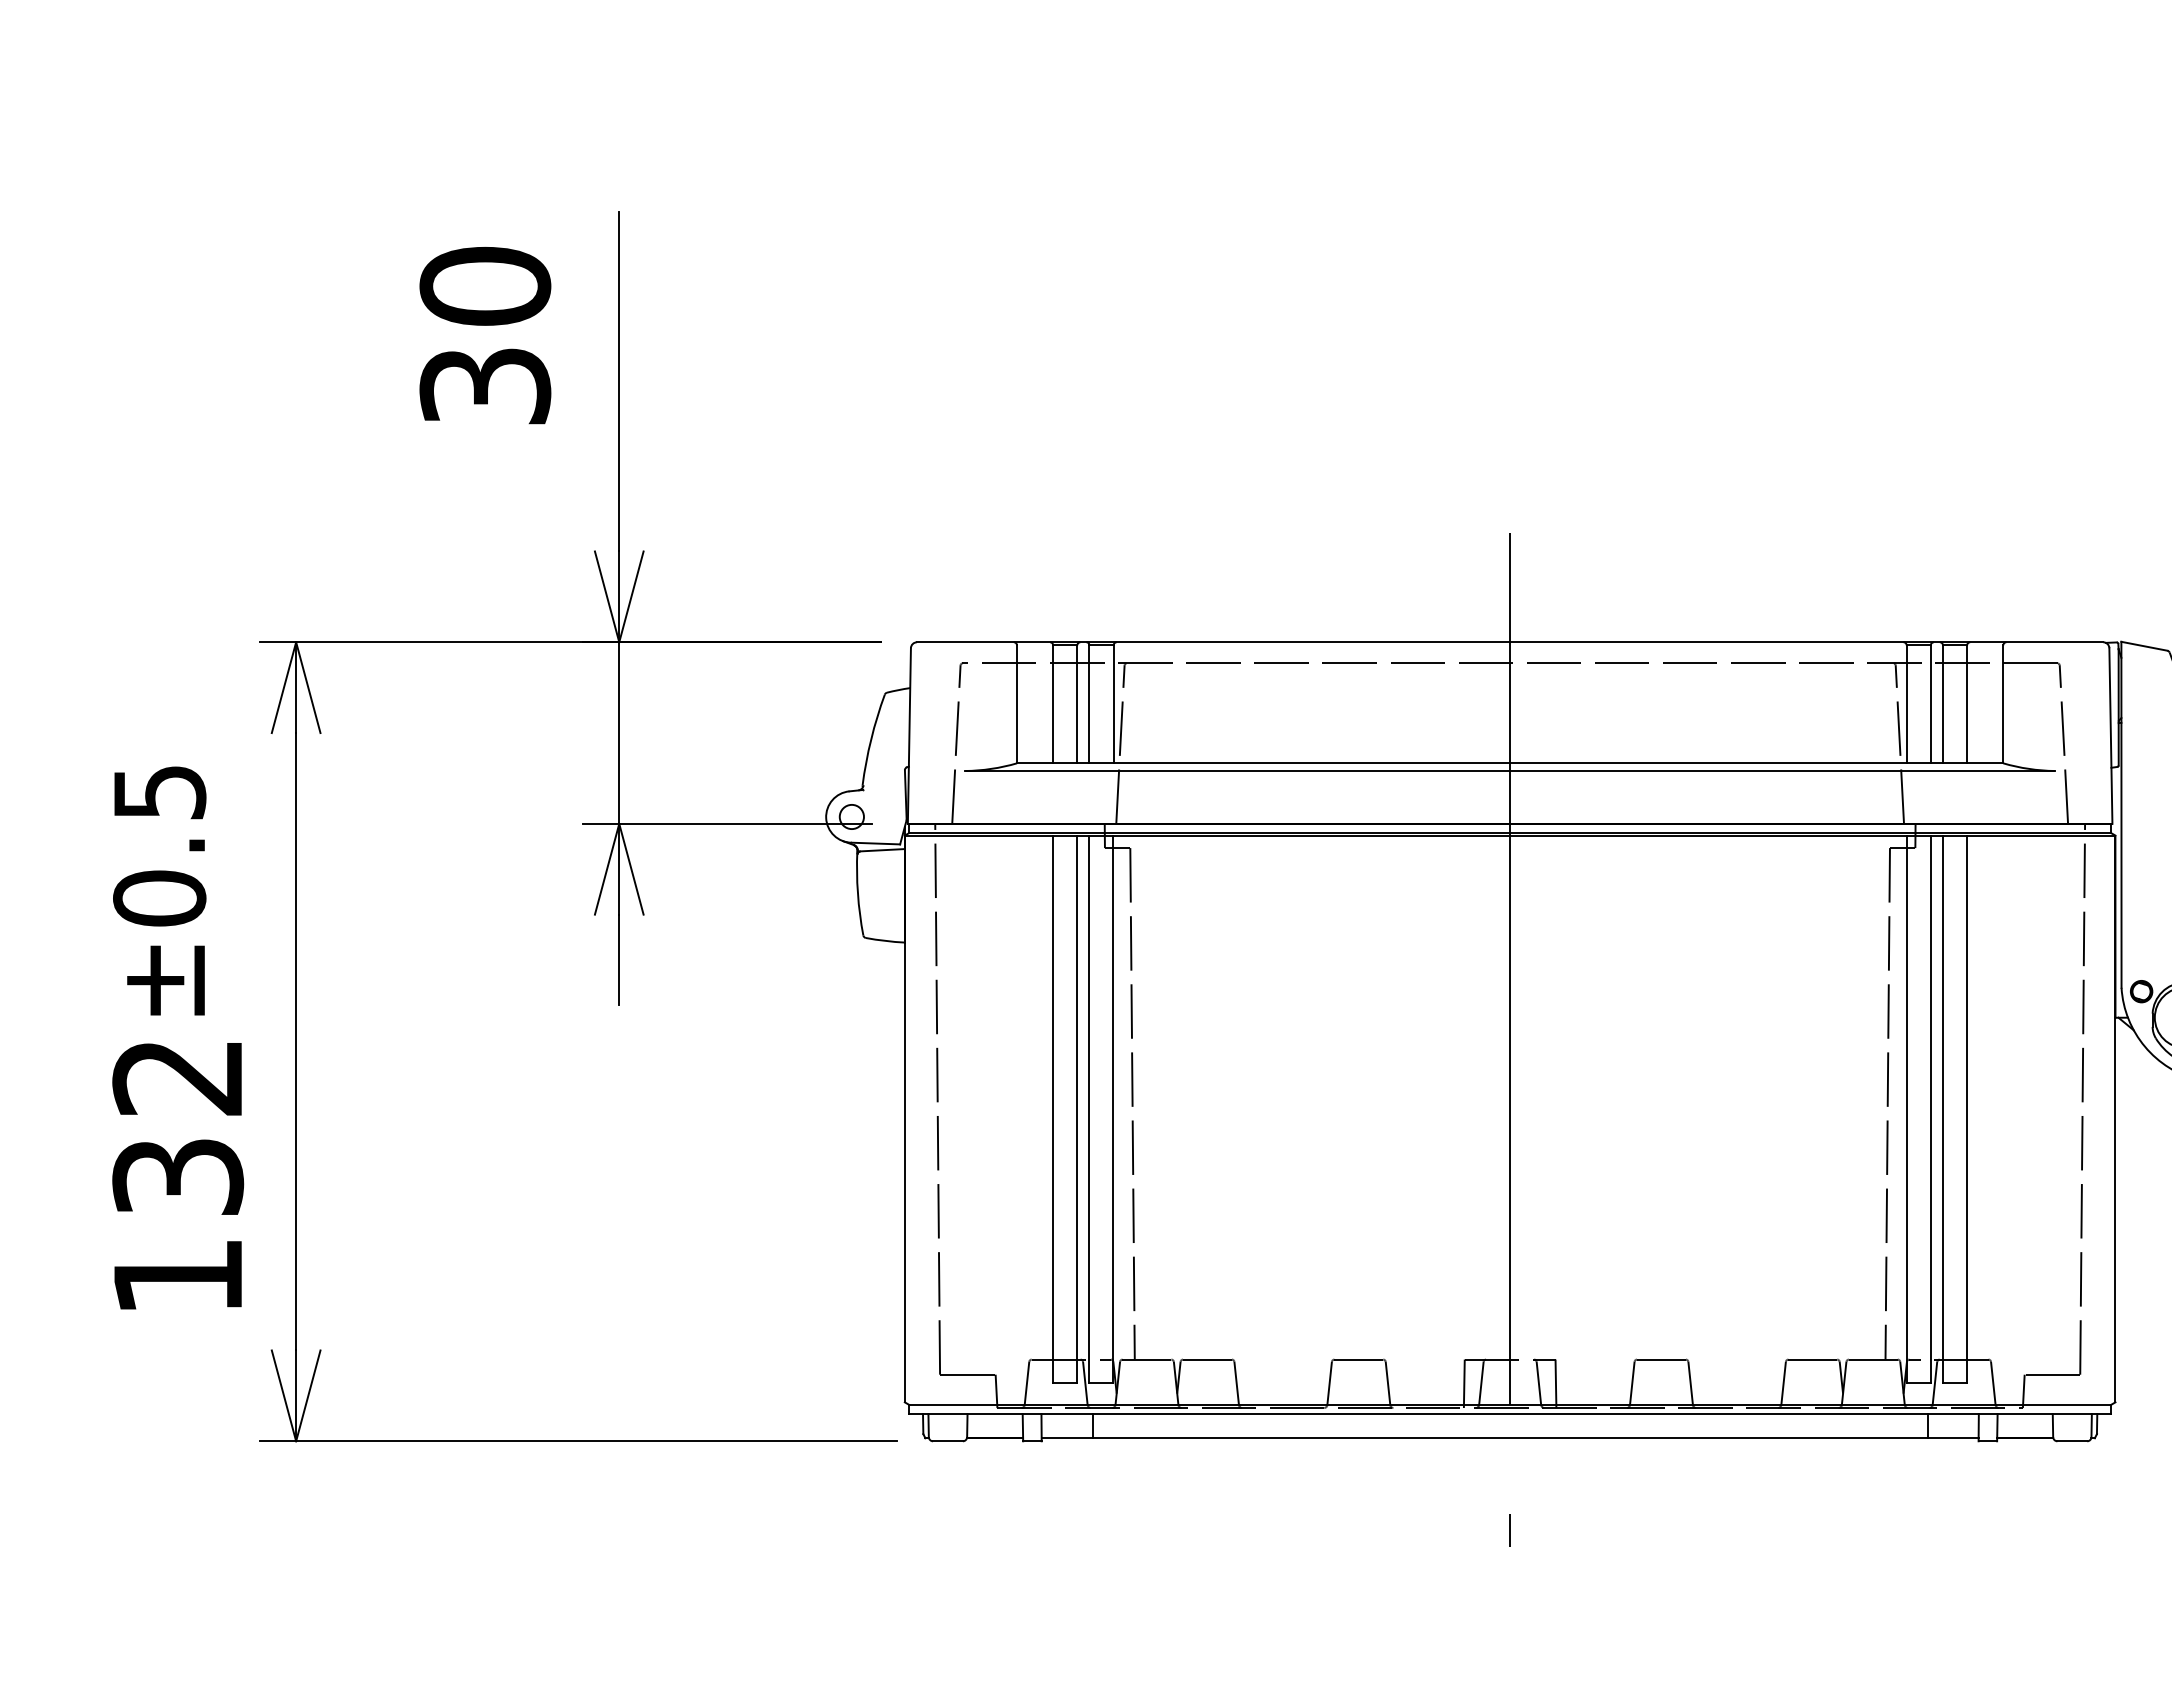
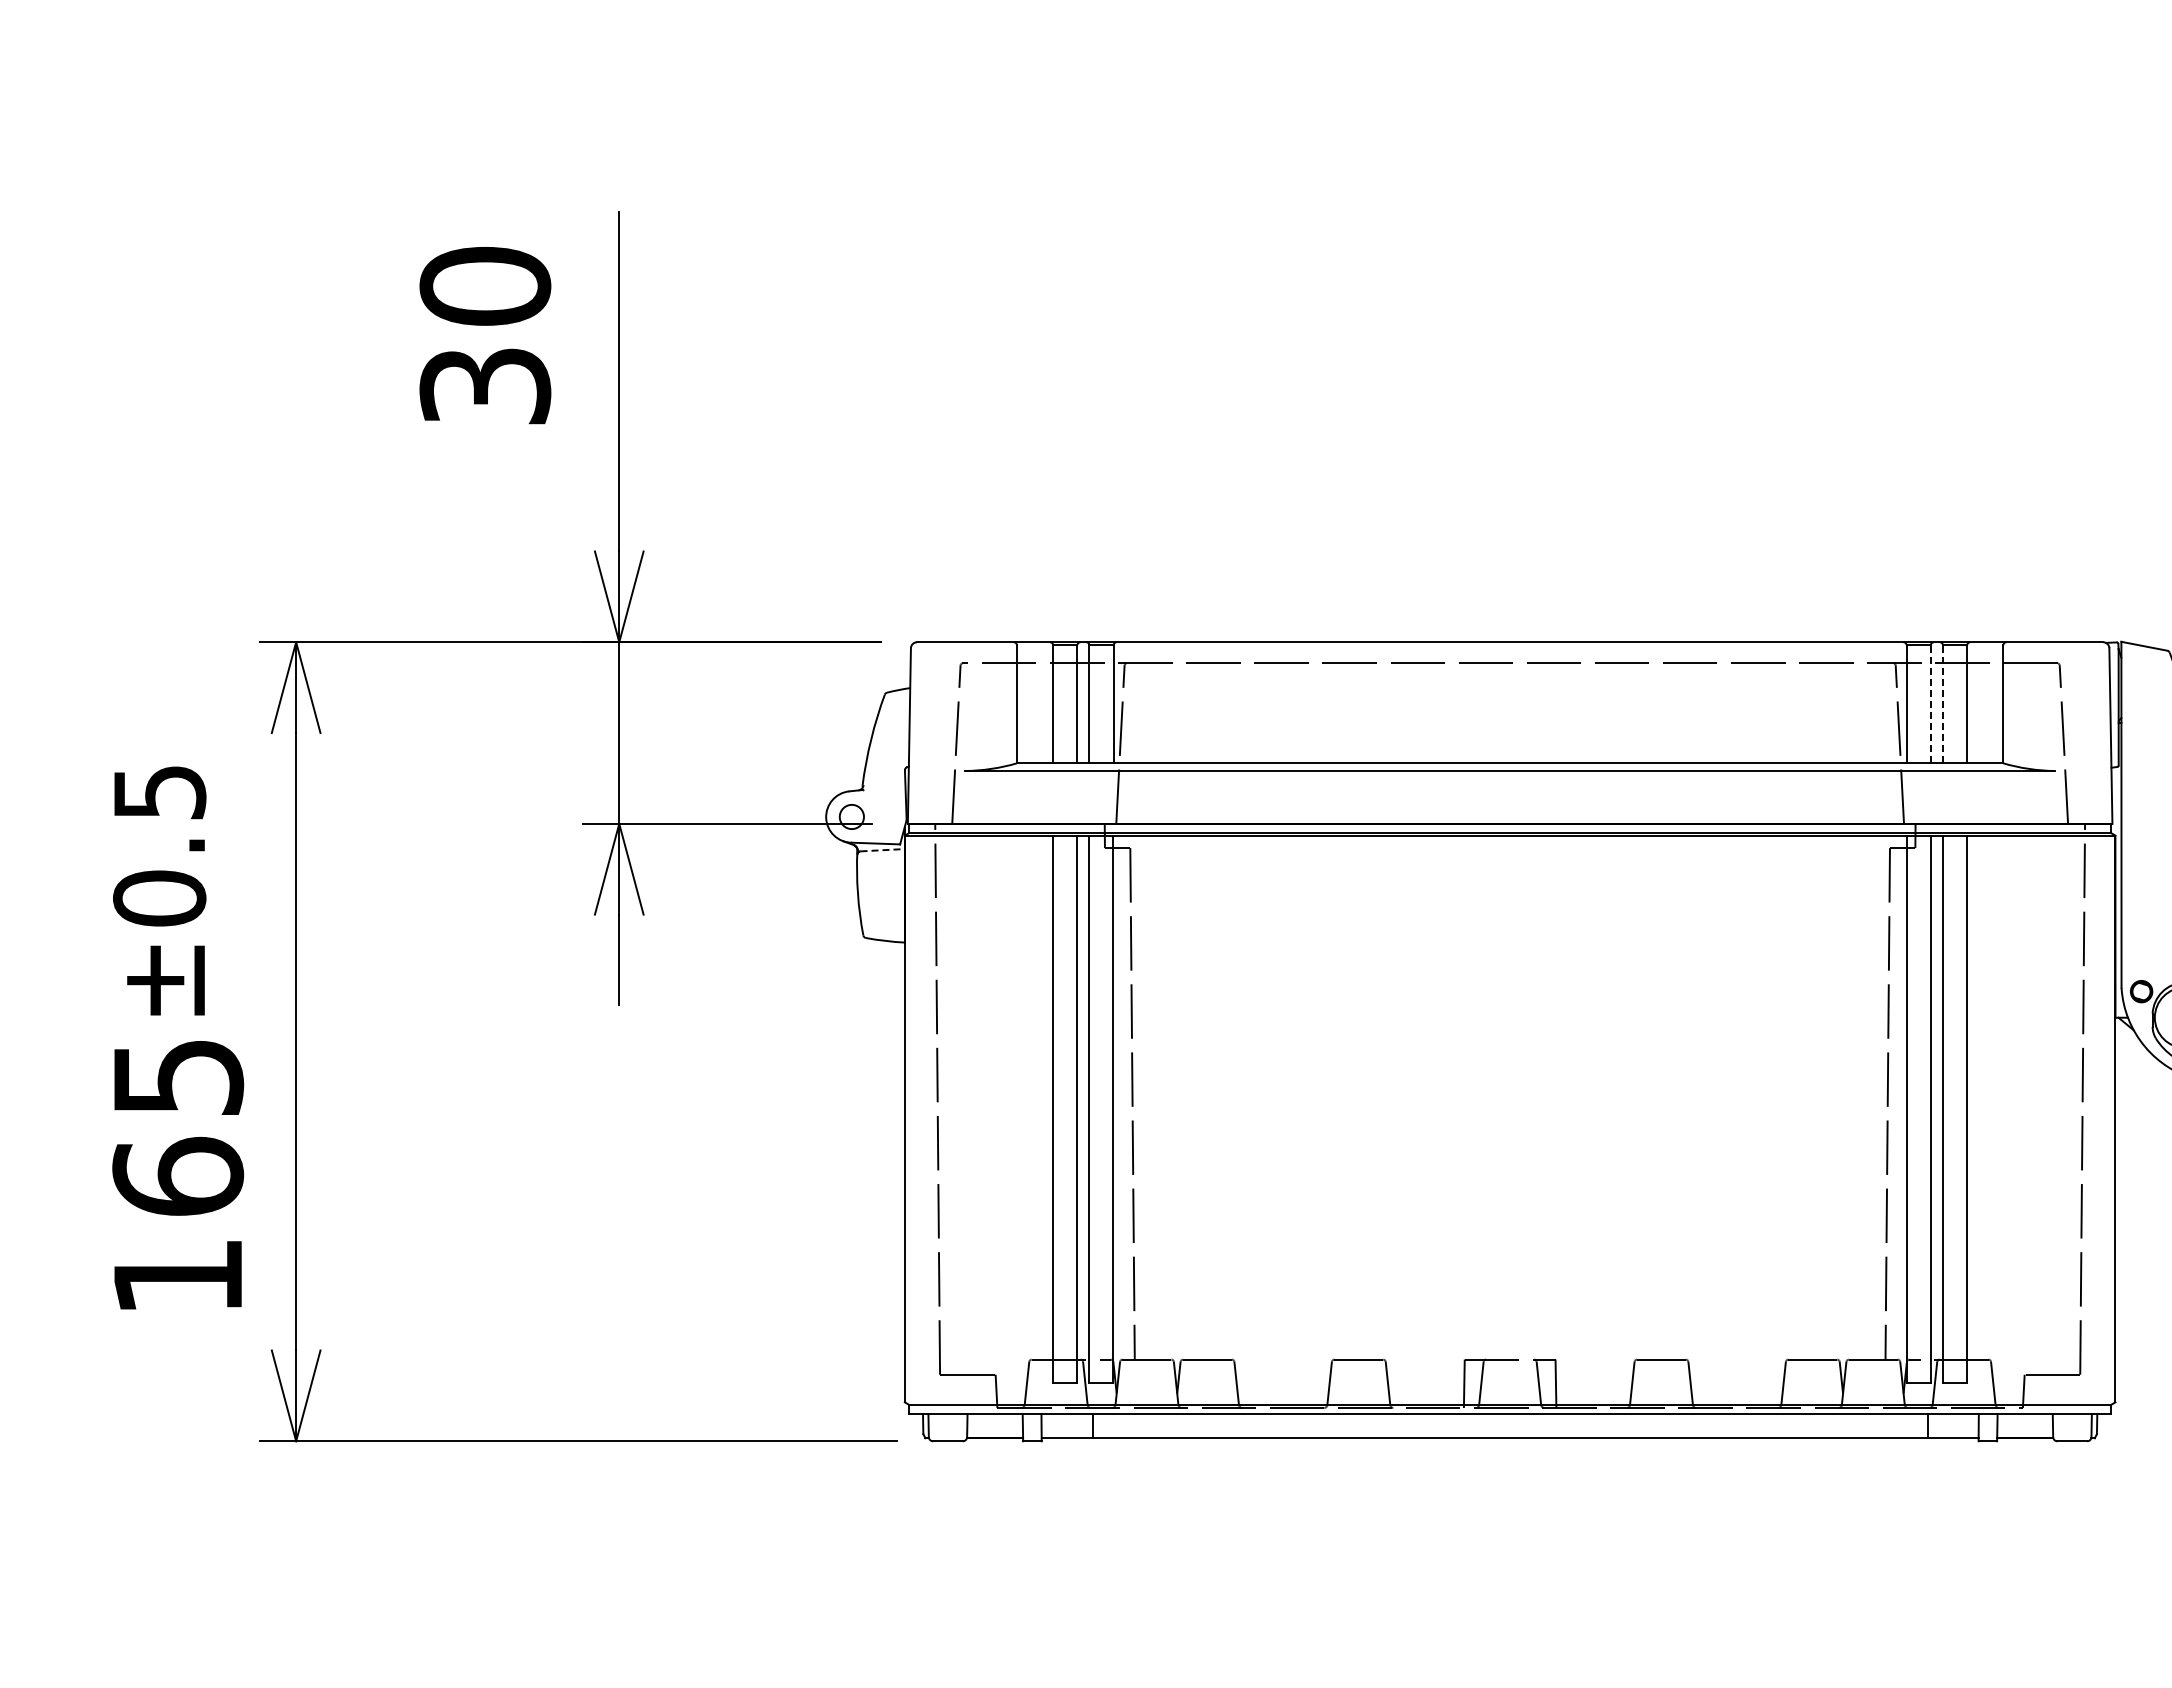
line: solid -> dashed (1930, 703)
line: solid -> dashed (1942, 703)
line: solid -> dashed (883, 850)
line: present -> none (1510, 1040)
text: 132 -> 165 (178, 1128)
